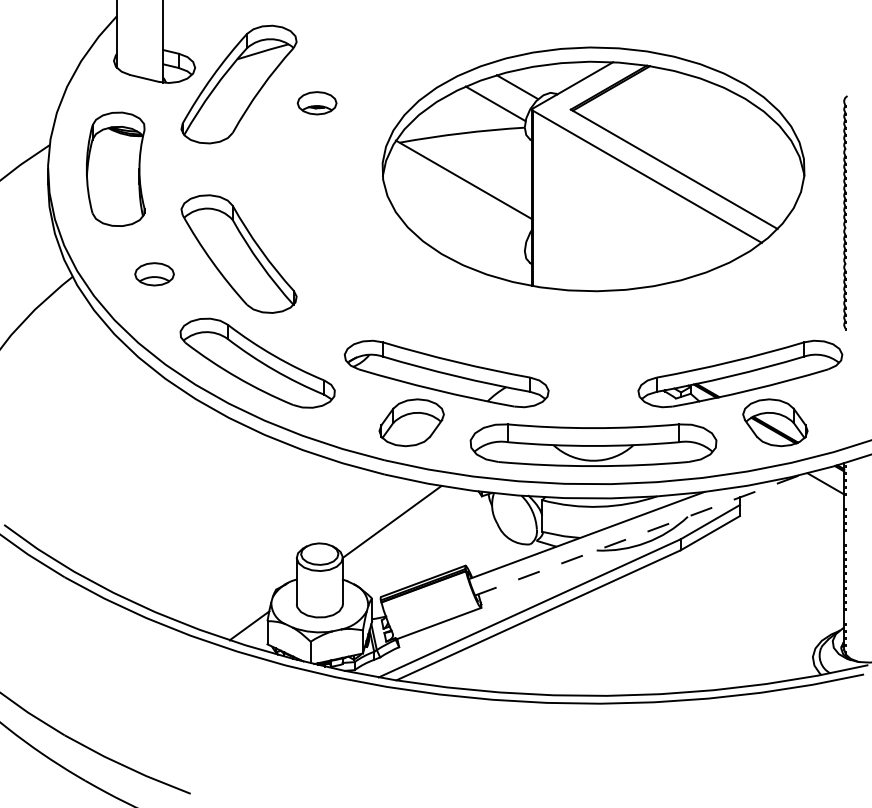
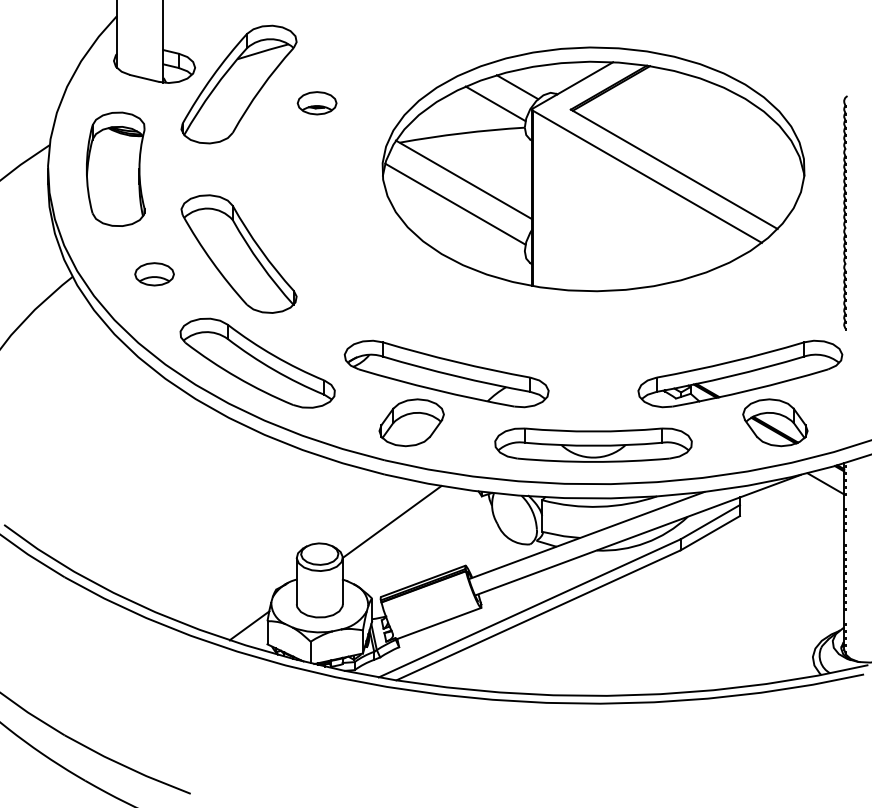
line: none -> present (455, 203)
part size: 249x44 px -> 199x36 px (593, 444)
line: dashed -> solid (637, 535)
